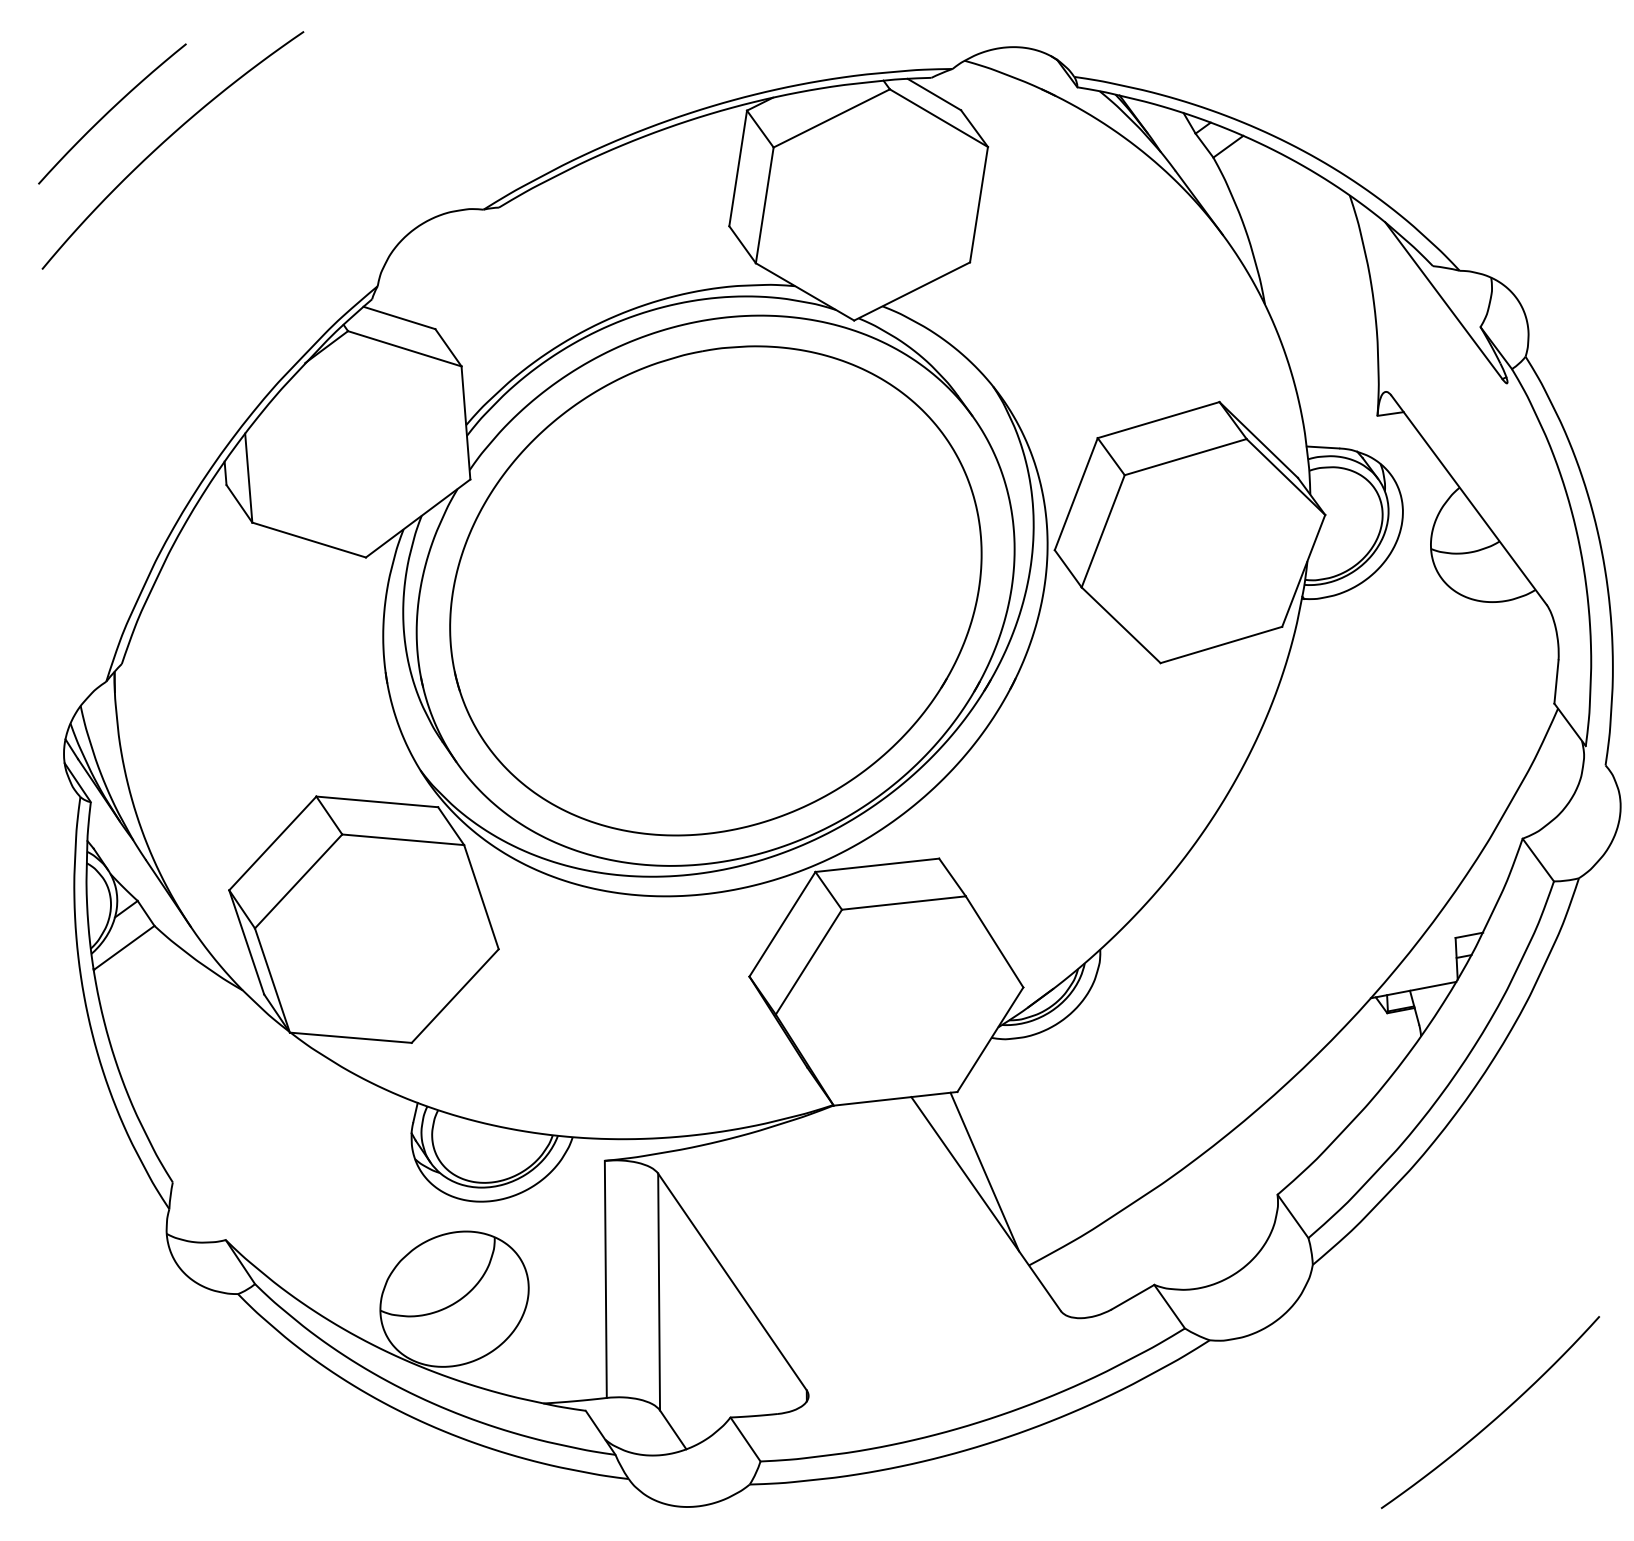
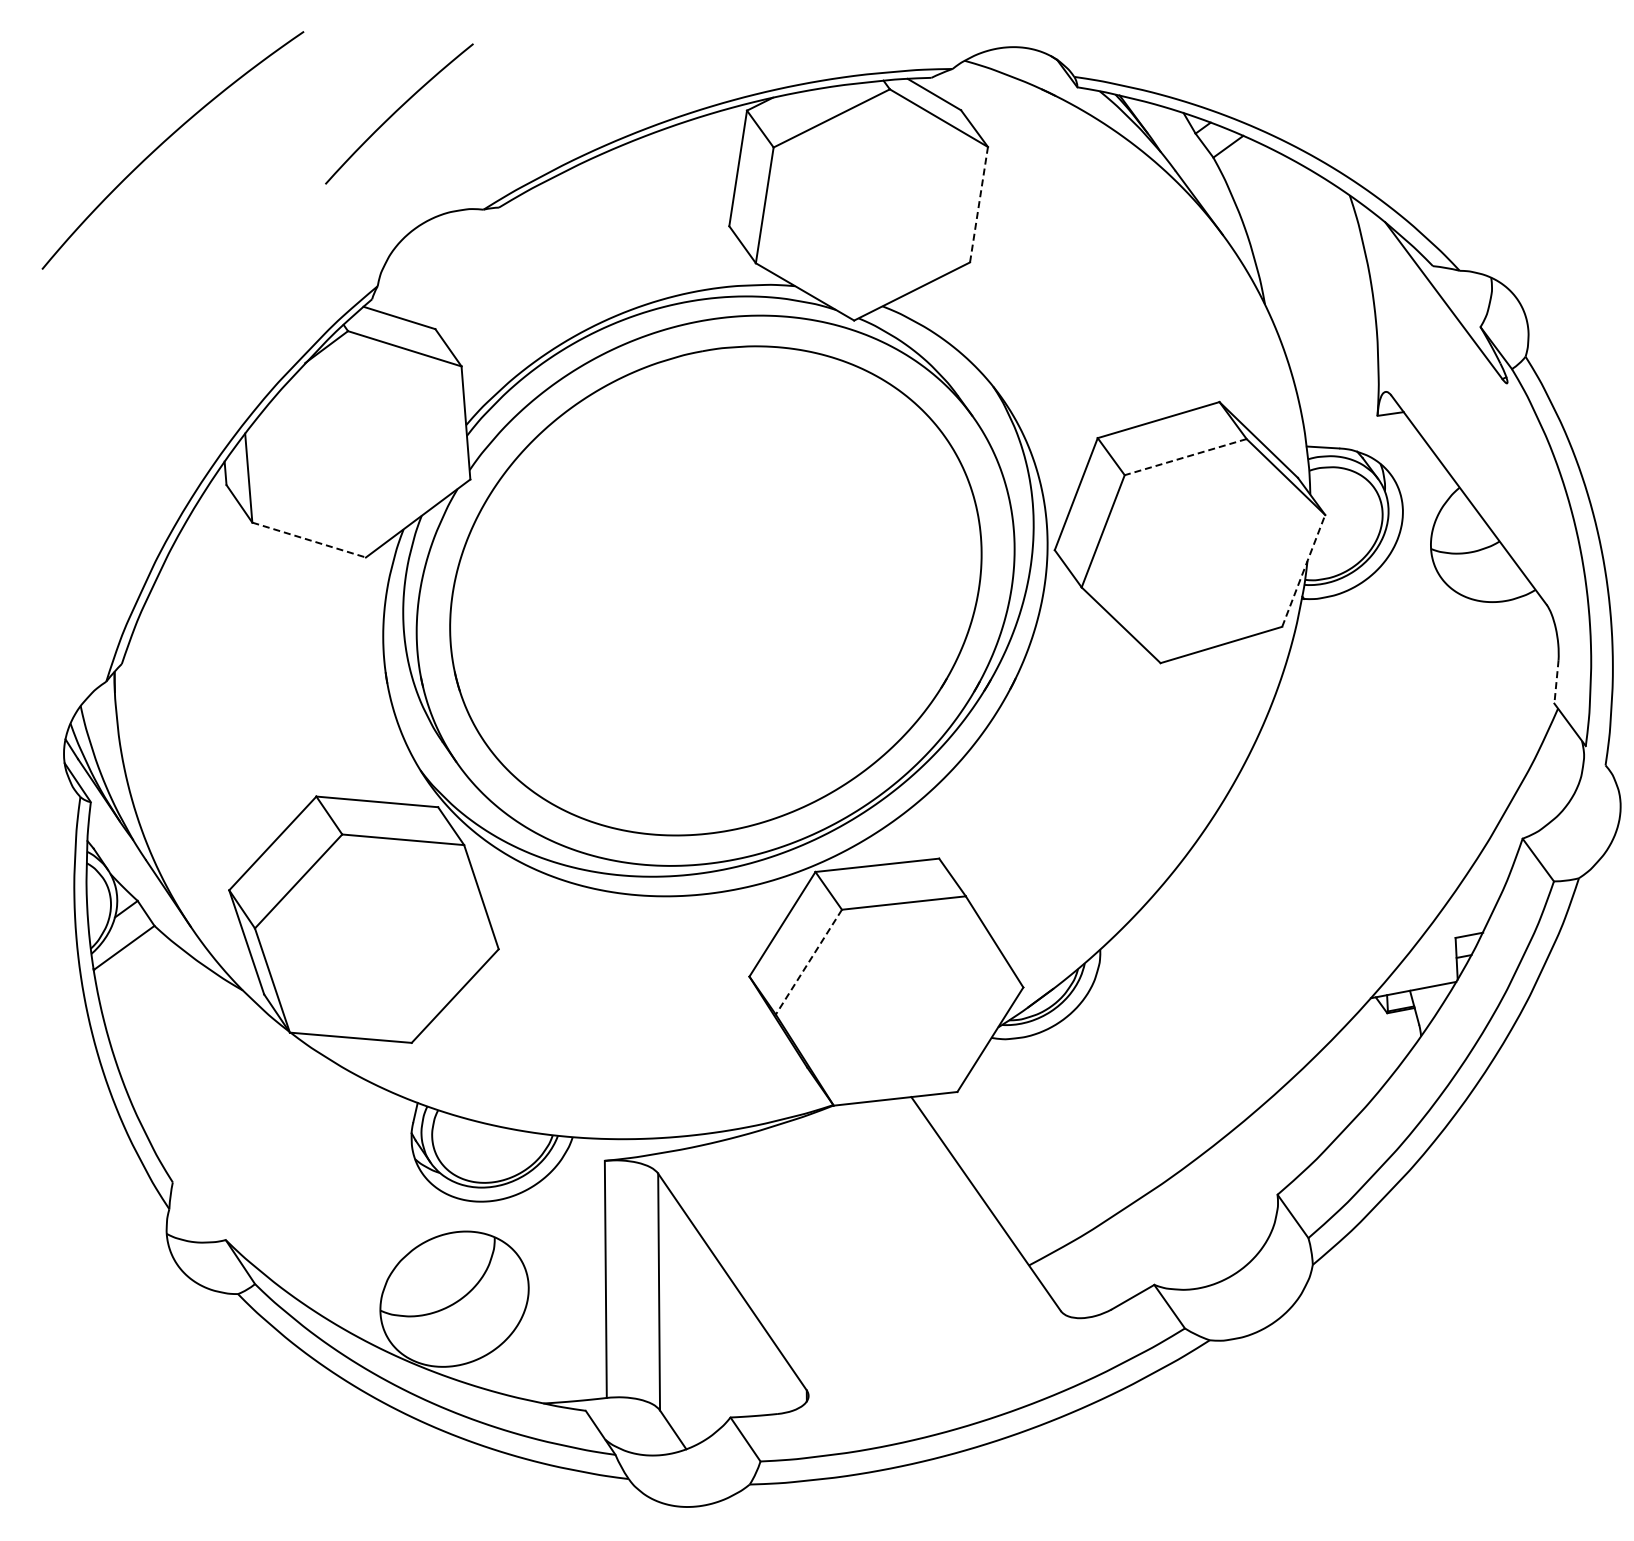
curve position: (110, 111) -> (397, 111) (397, 111)
line: solid -> dashed (979, 204)
line: solid -> dashed (1185, 457)
line: solid -> dashed (309, 540)
line: solid -> dashed (1303, 570)
line: solid -> dashed (1556, 681)
line: solid -> dashed (808, 962)
line: present -> none (984, 1171)
curve: present -> none (1495, 1417)
